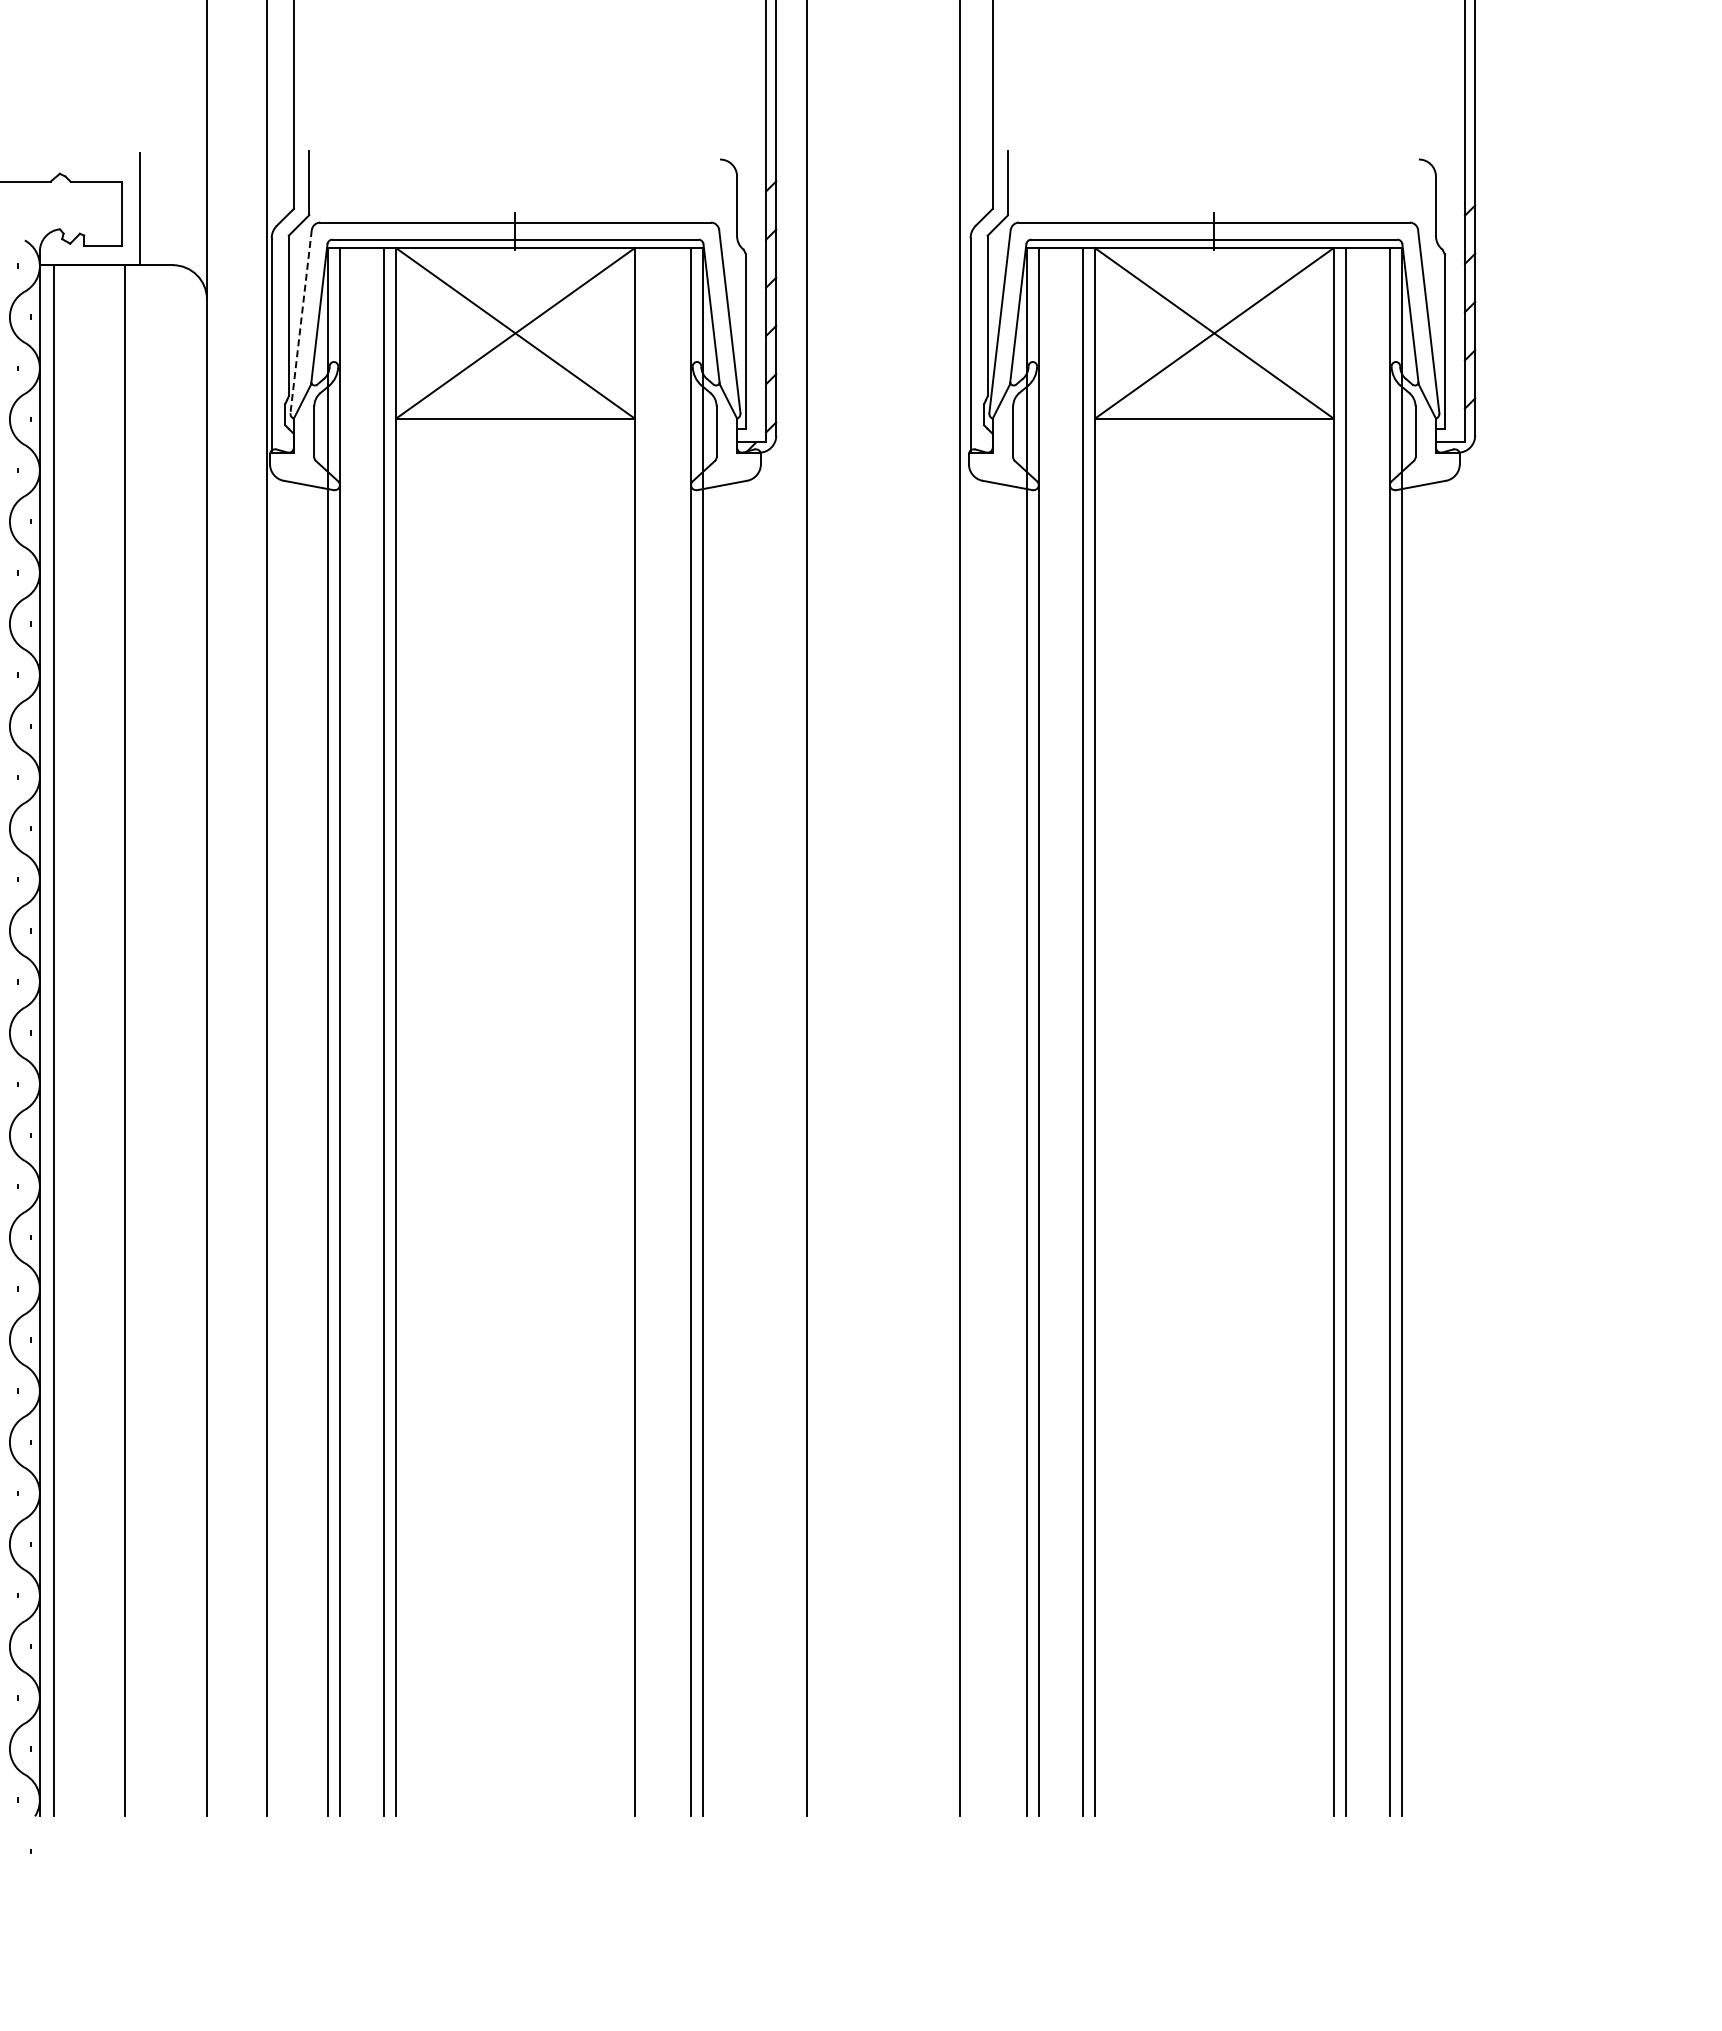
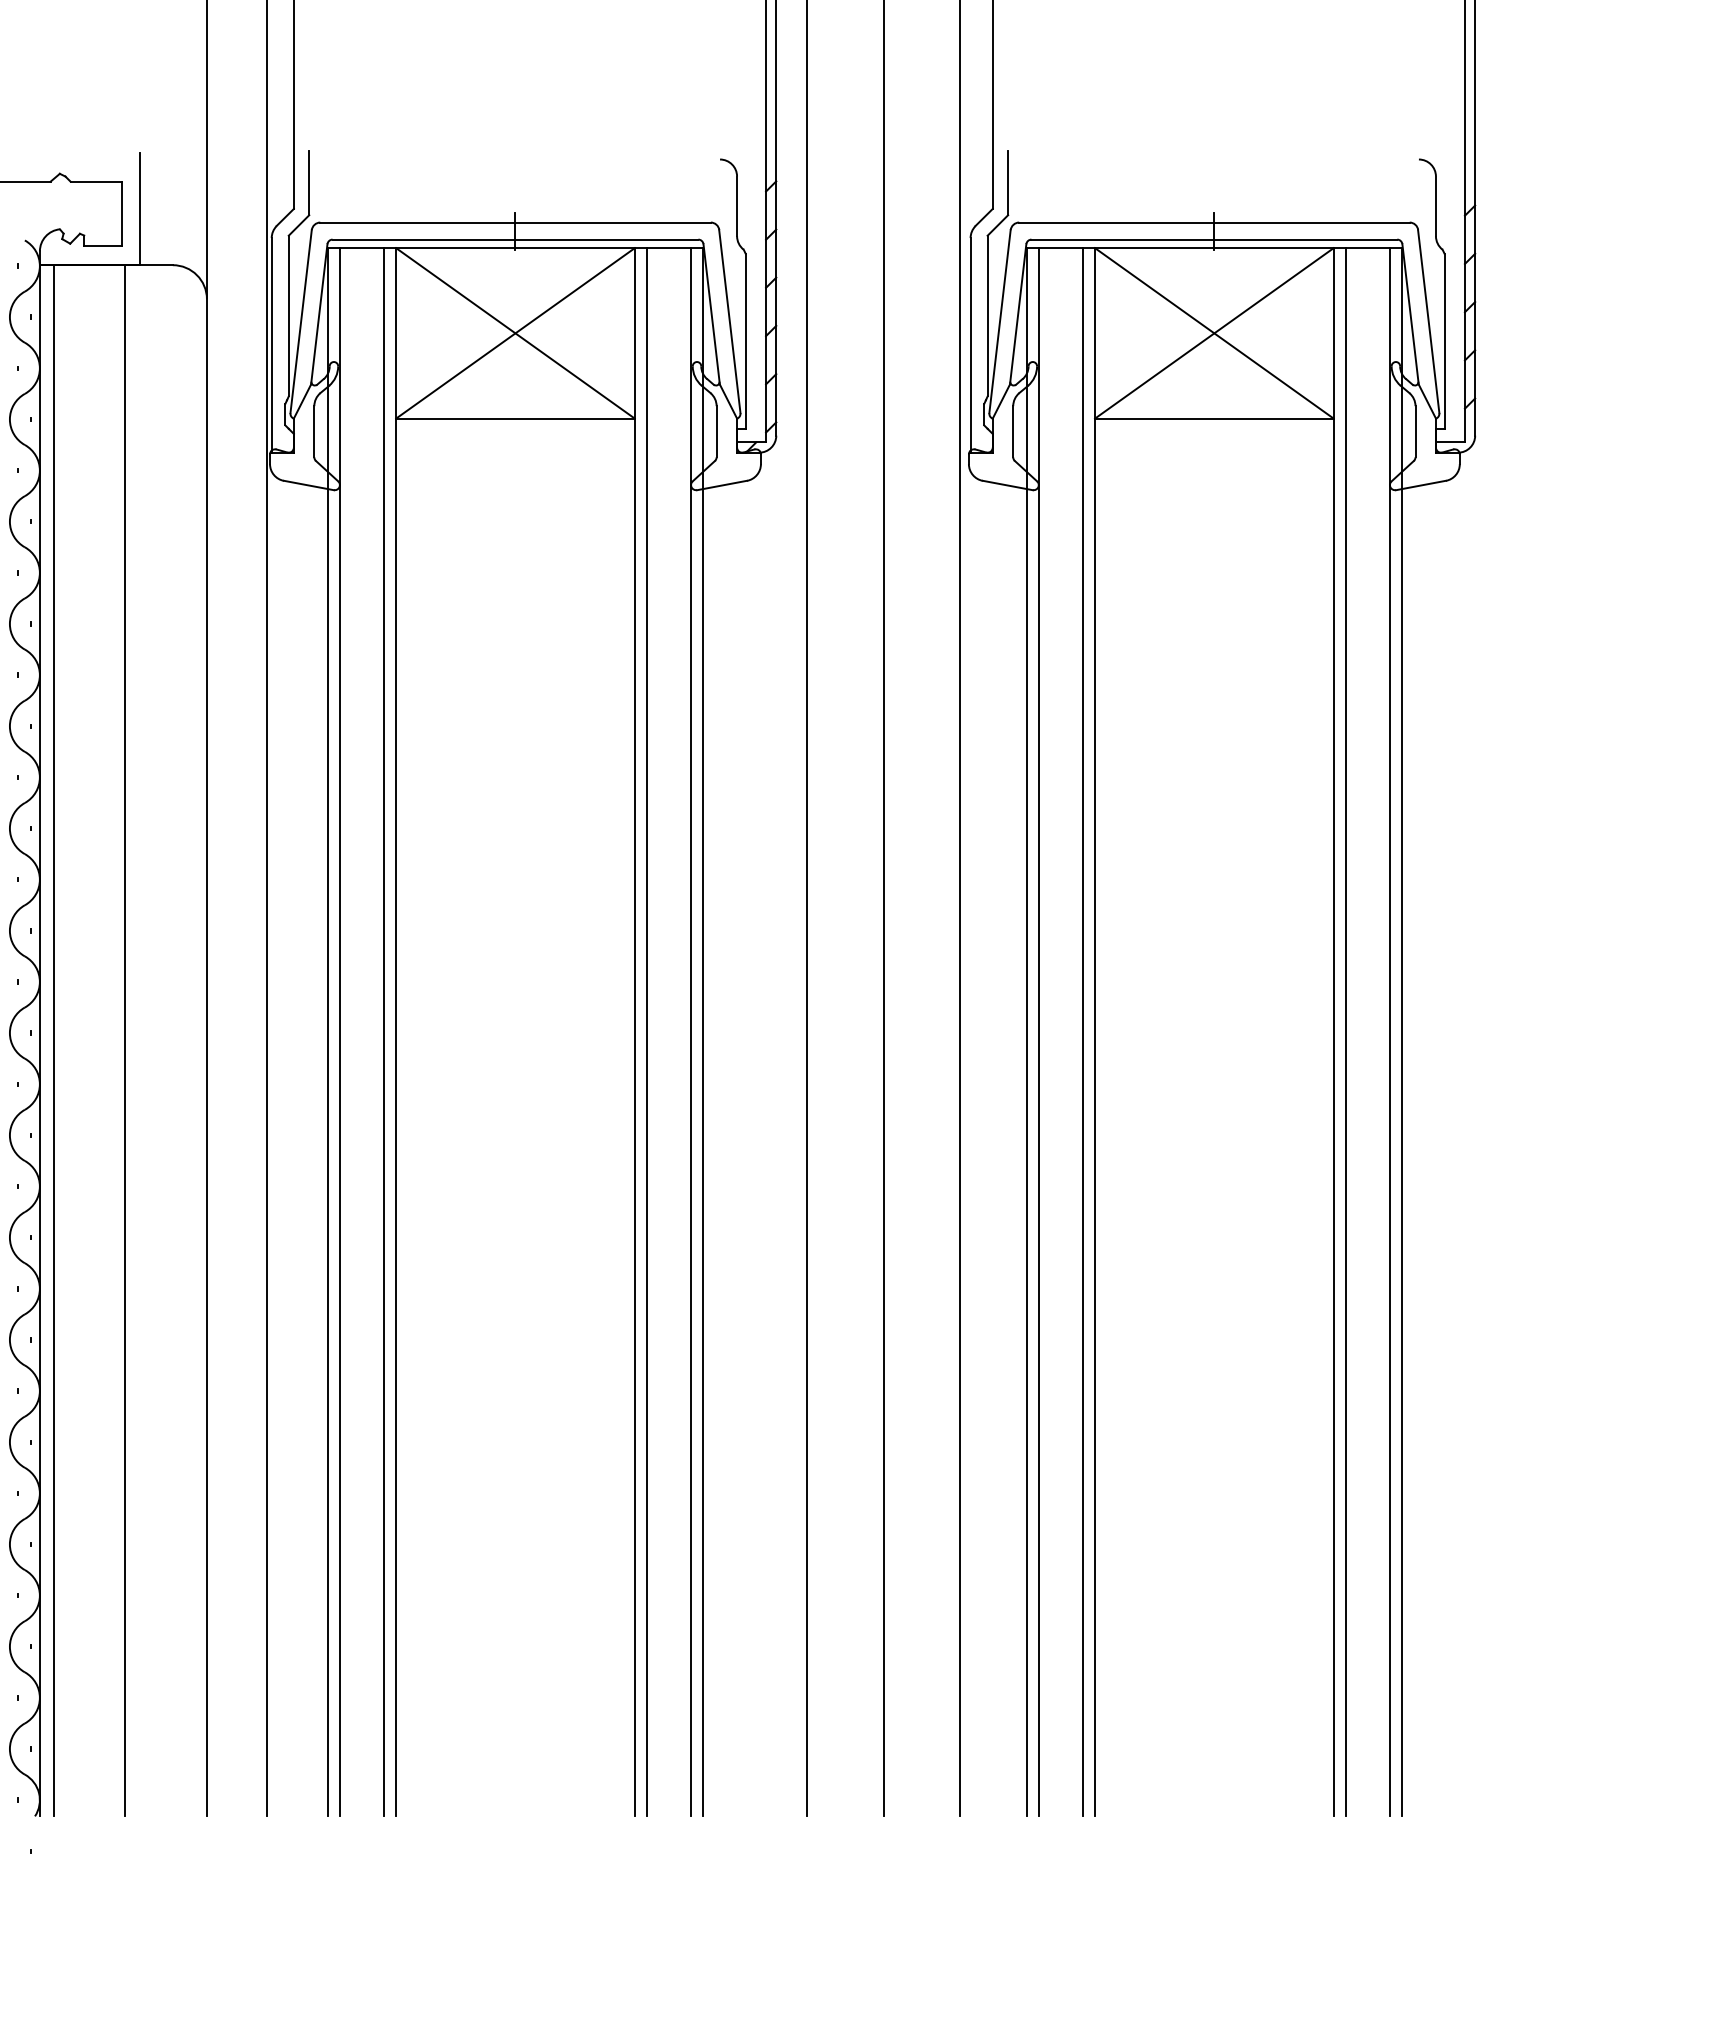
line: dashed -> solid (301, 322)
line: none -> present (883, 909)
line: none -> present (646, 1032)
